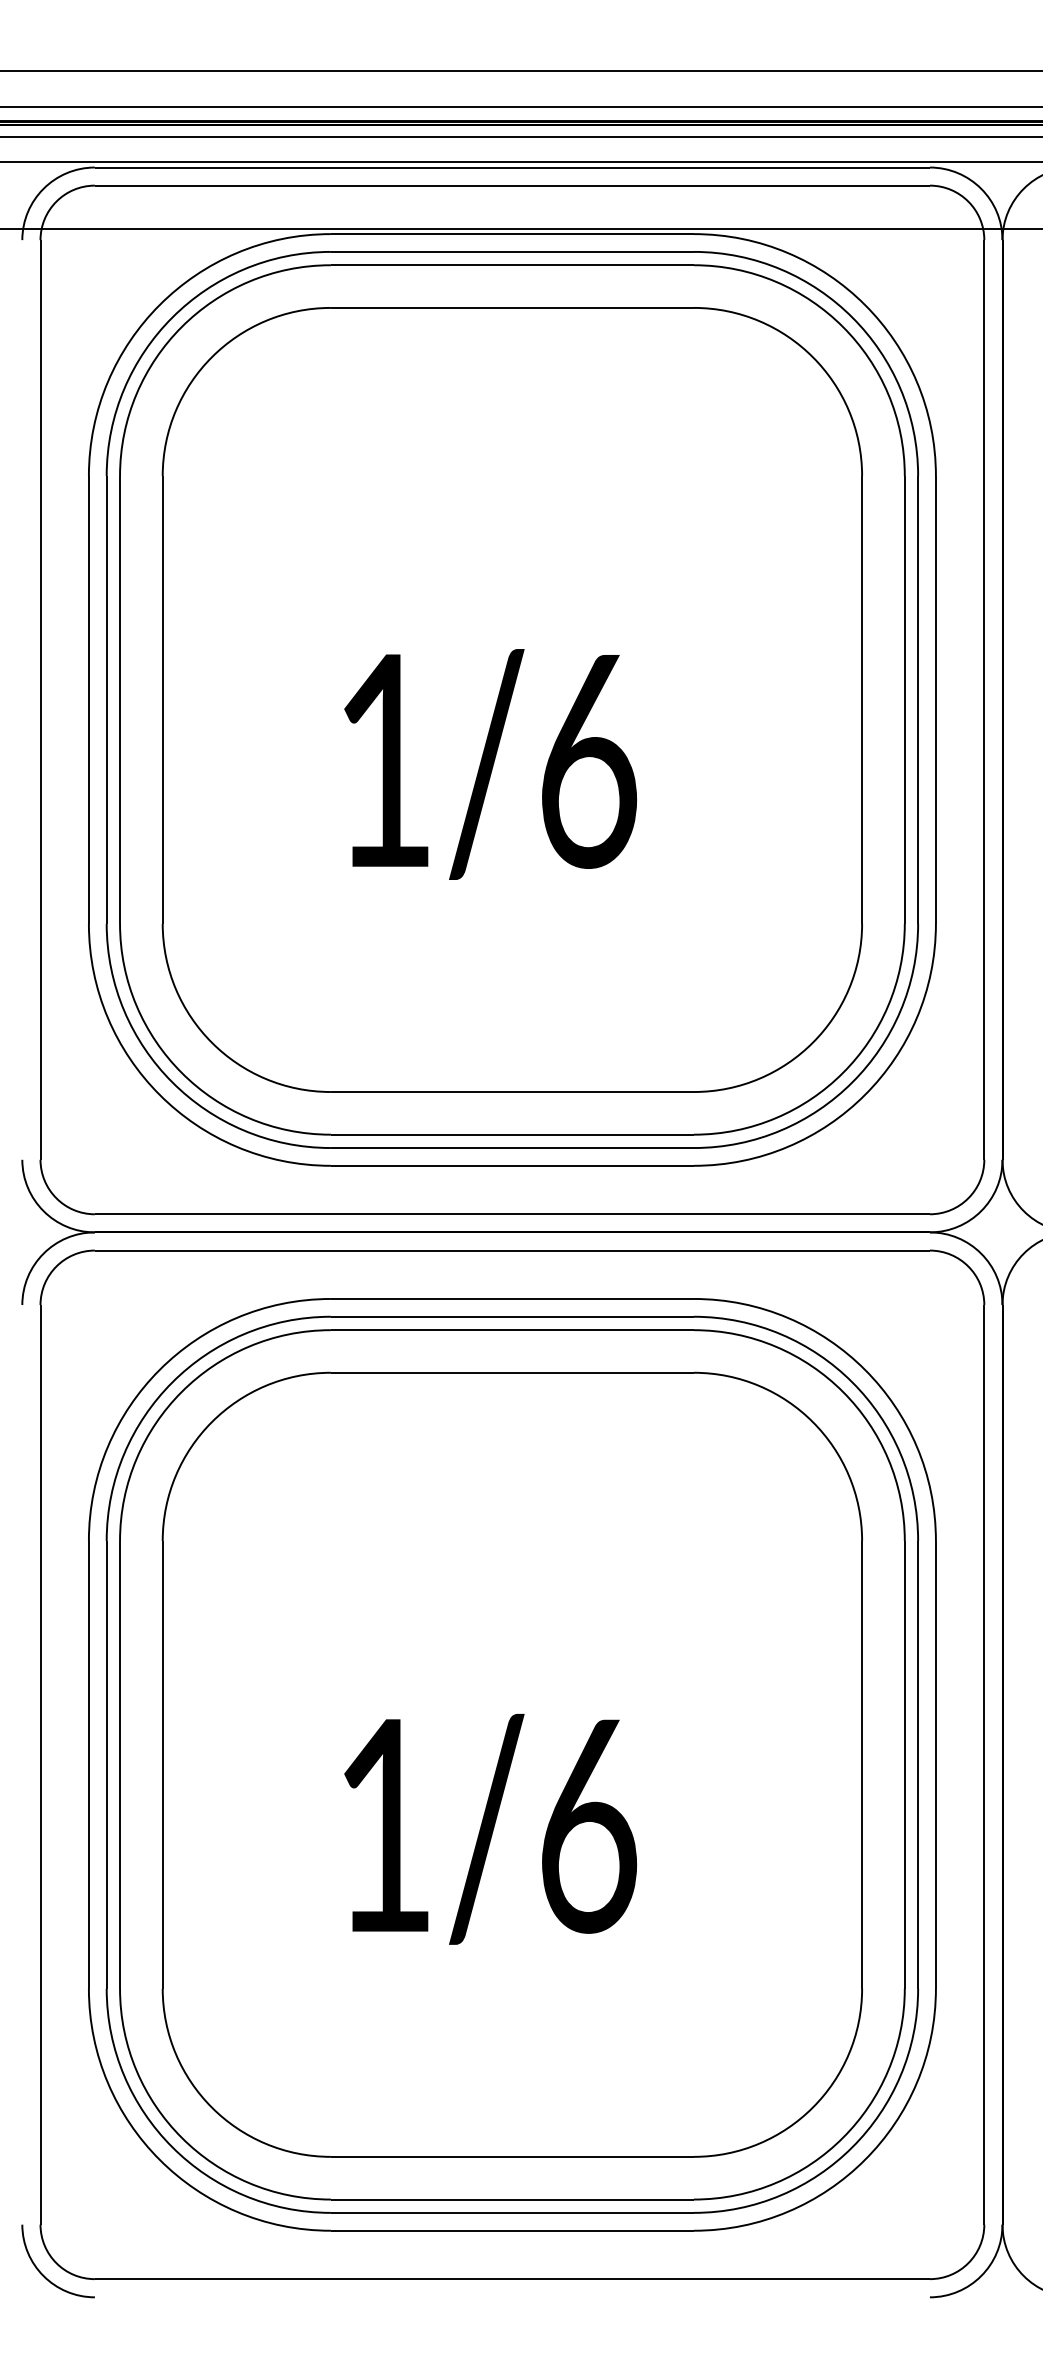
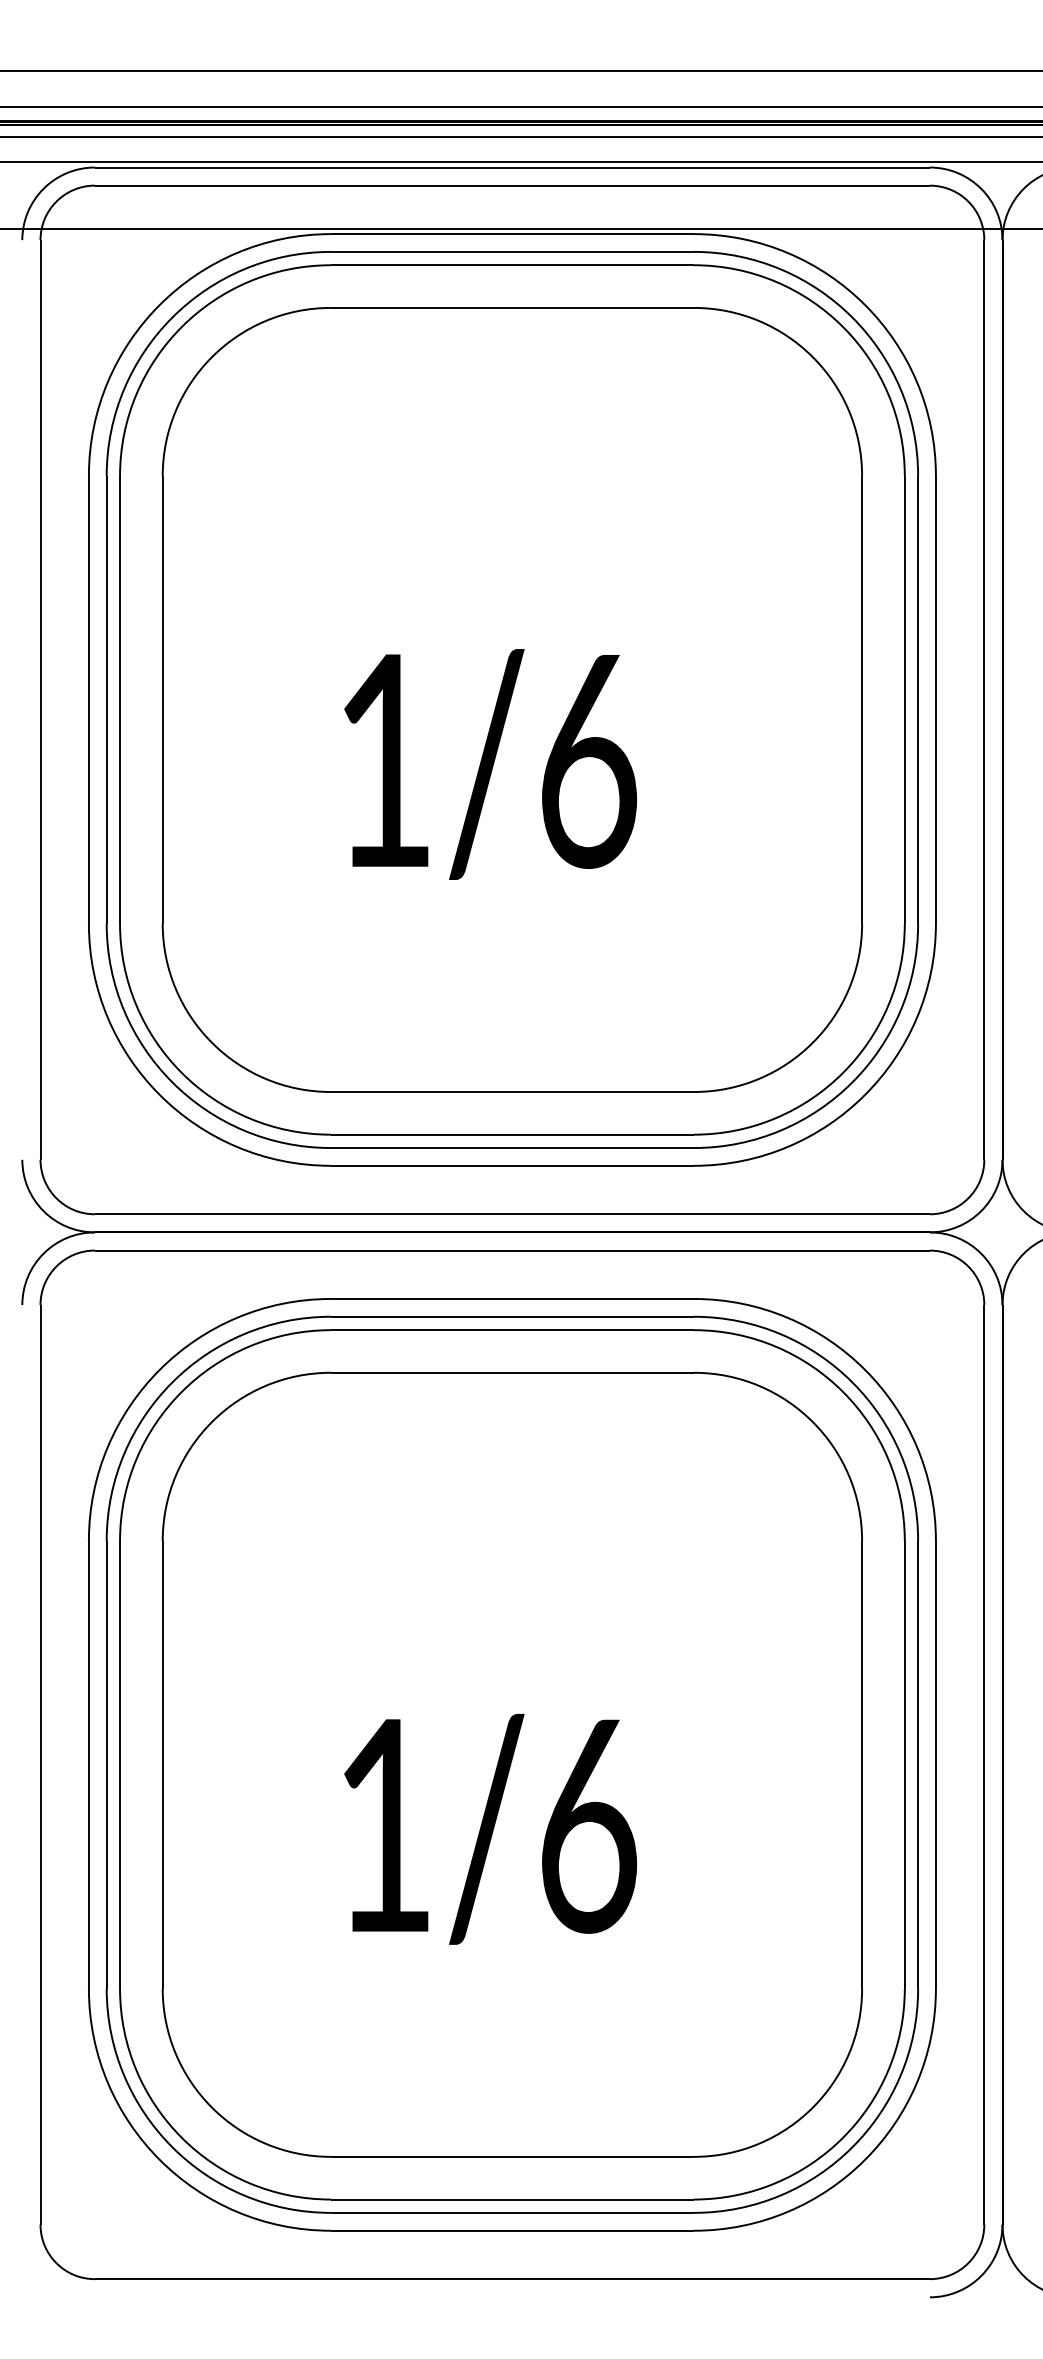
part: present -> none (43, 2274)
